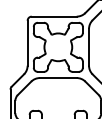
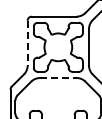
line: solid -> dashed (27, 43)
line: solid -> dashed (58, 78)
